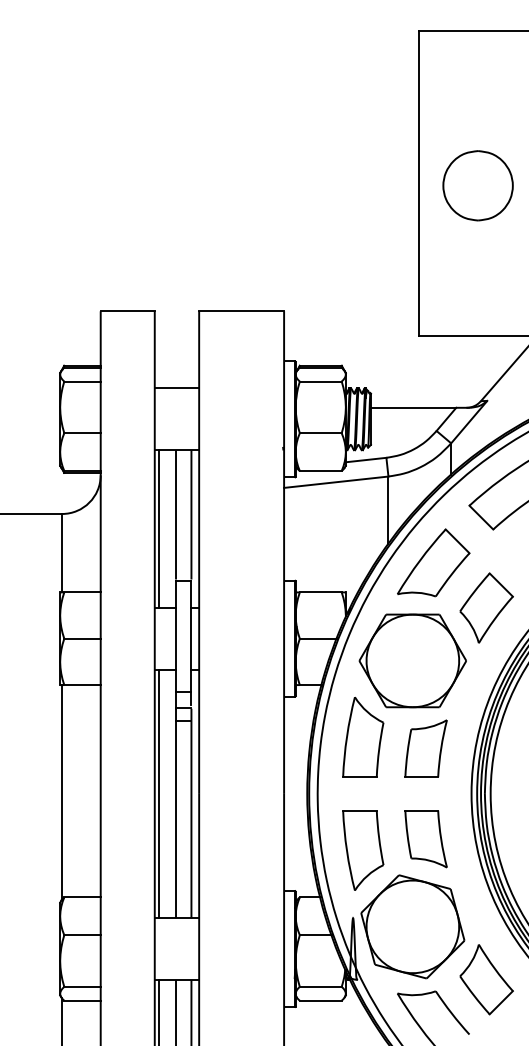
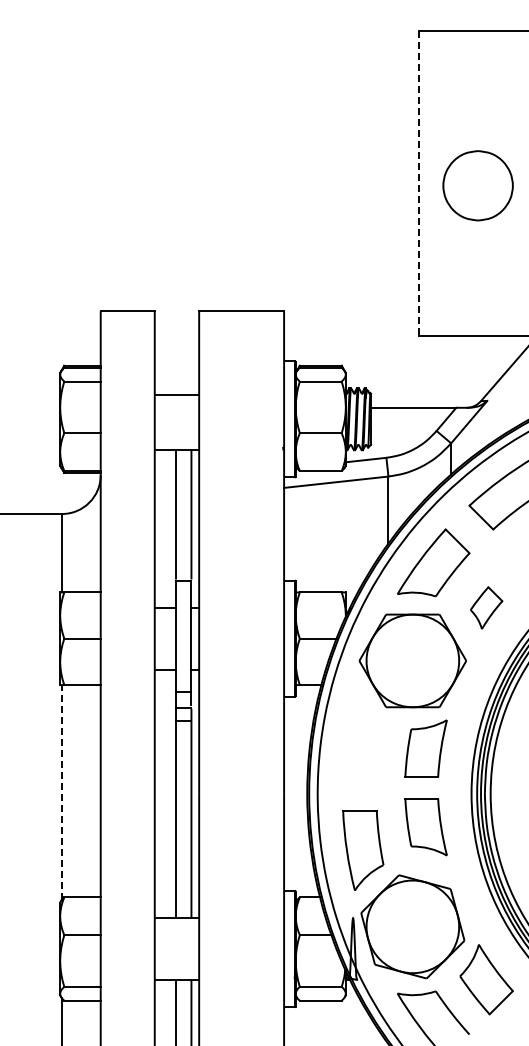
line: solid -> dashed (419, 183)
line position: (176, 388) -> (176, 395) (176, 395)
line: present -> none (158, 528)
part size: 55x72 px -> 34x44 px (486, 607)
part: present -> none (363, 736)
line: solid -> dashed (62, 792)
line: present -> none (158, 793)
part position: (425, 839) -> (425, 827) (425, 827)
line: present -> none (158, 1010)
